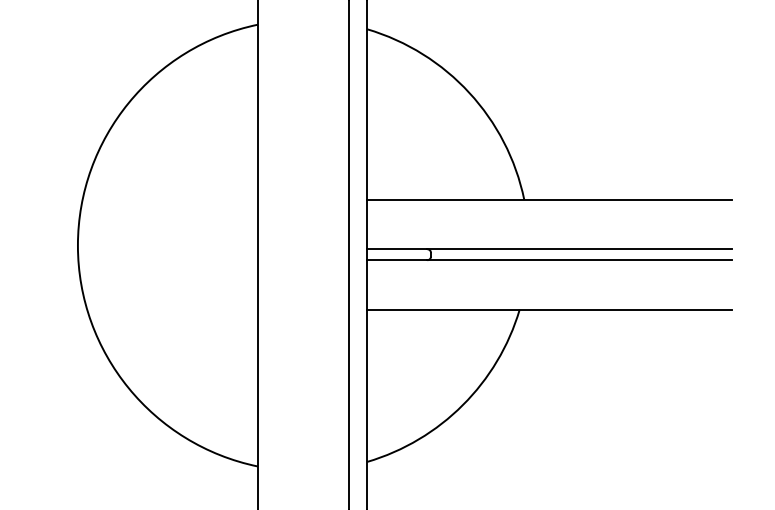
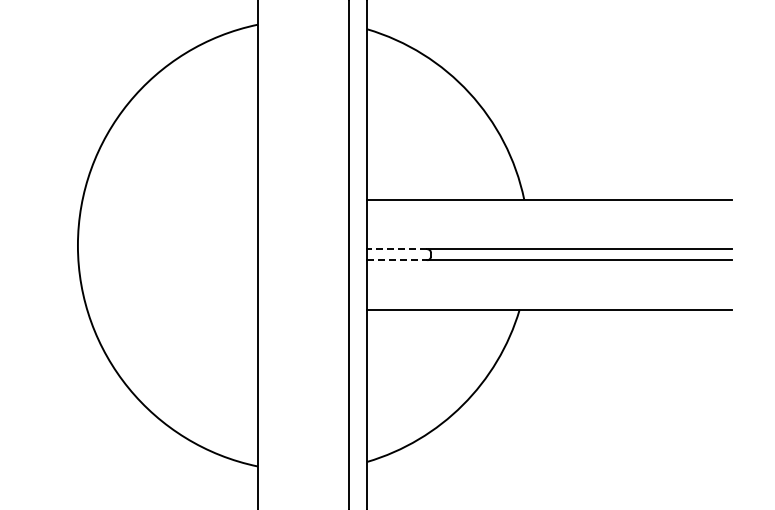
line: solid -> dashed (396, 249)
line: solid -> dashed (397, 260)
